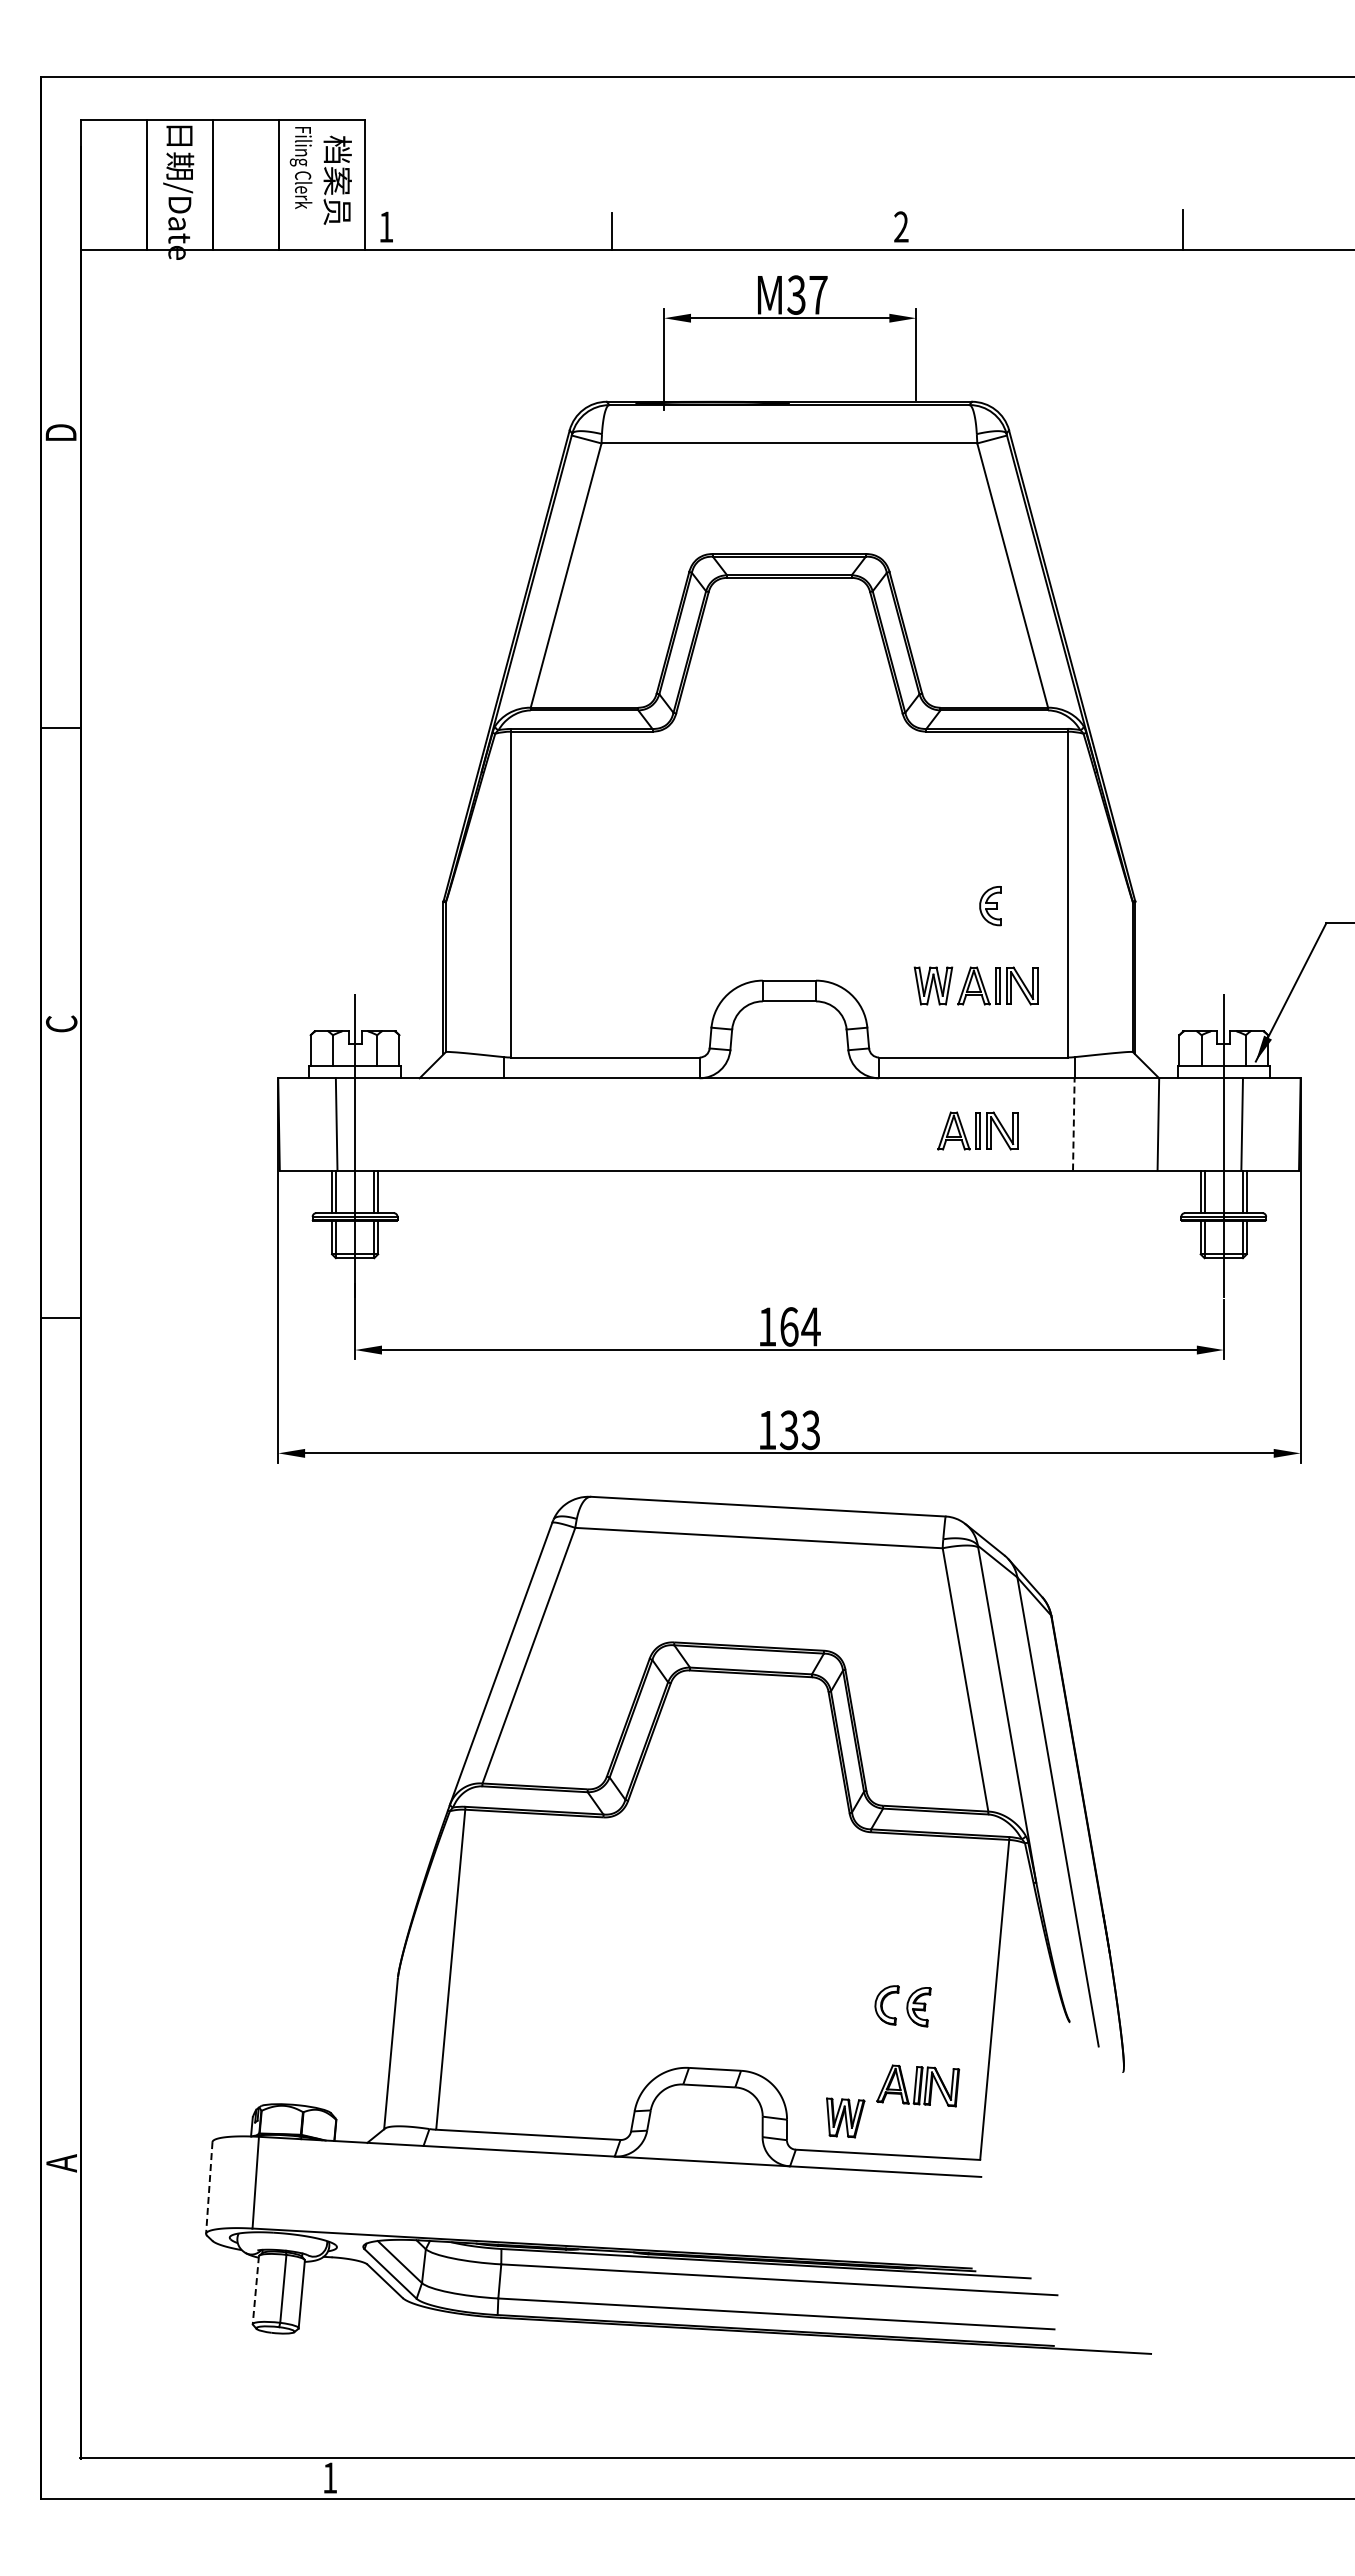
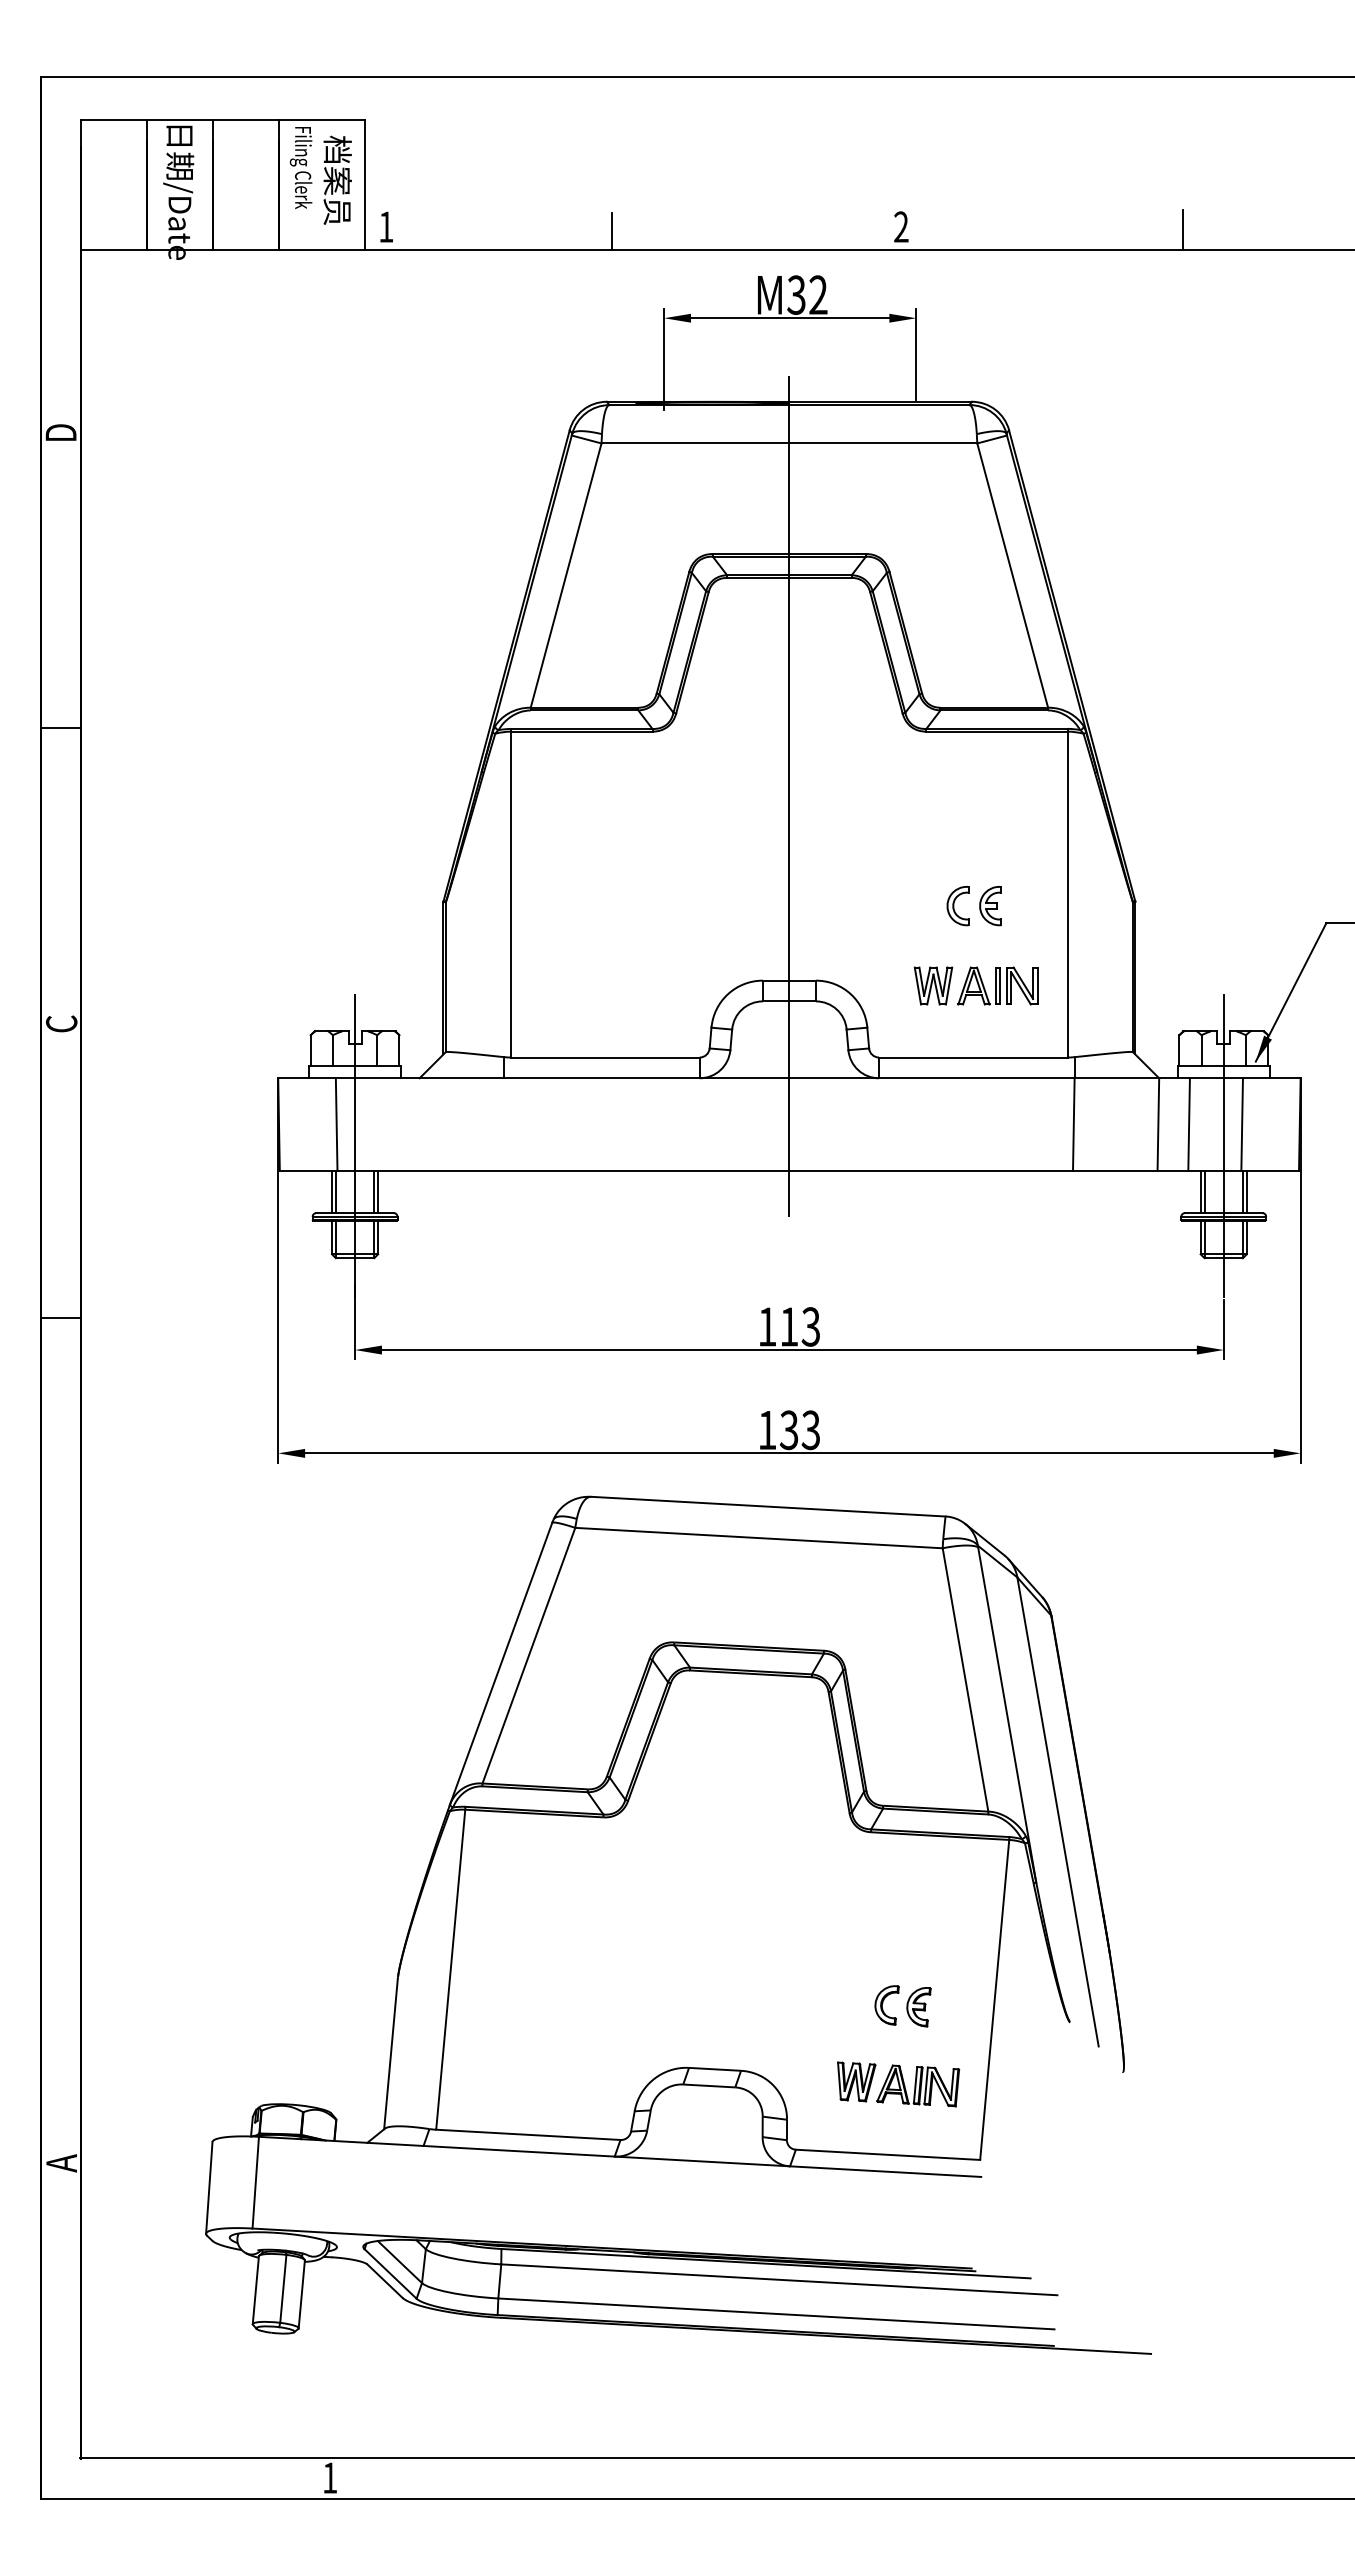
text: M37 -> M32 (818, 294)
line: none -> present (789, 796)
part: none -> present (957, 906)
line: dashed -> solid (1073, 1123)
line: none -> present (1188, 1124)
part: present -> none (977, 1130)
text: 164 -> 113 (800, 1326)
part position: (845, 2117) -> (856, 2081) (856, 2081)
line: dashed -> solid (209, 2188)
line: dashed -> solid (255, 2290)
